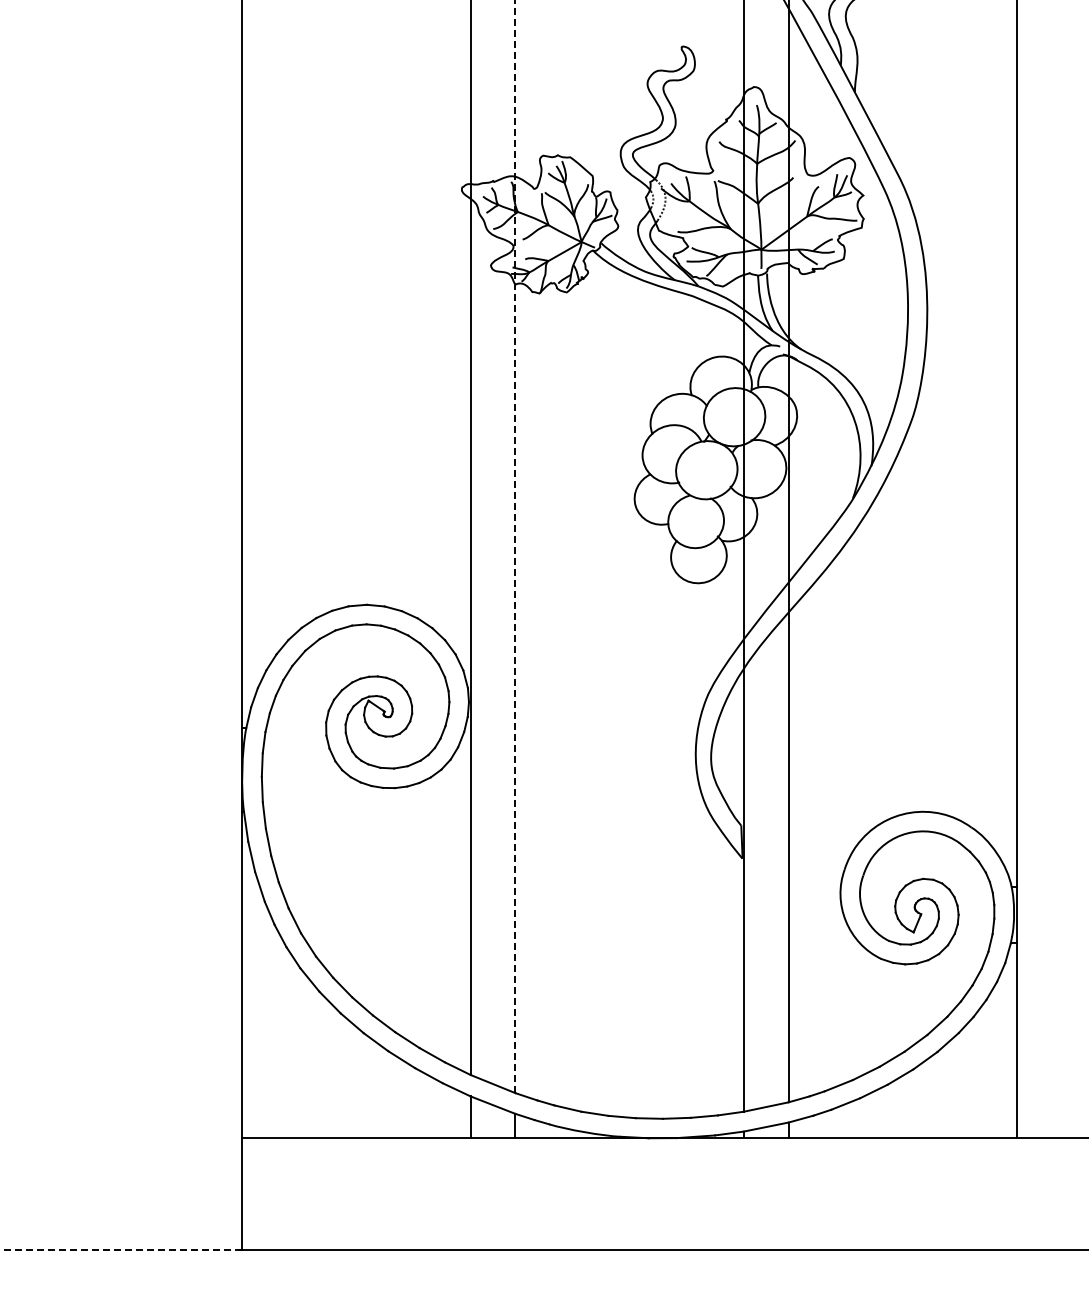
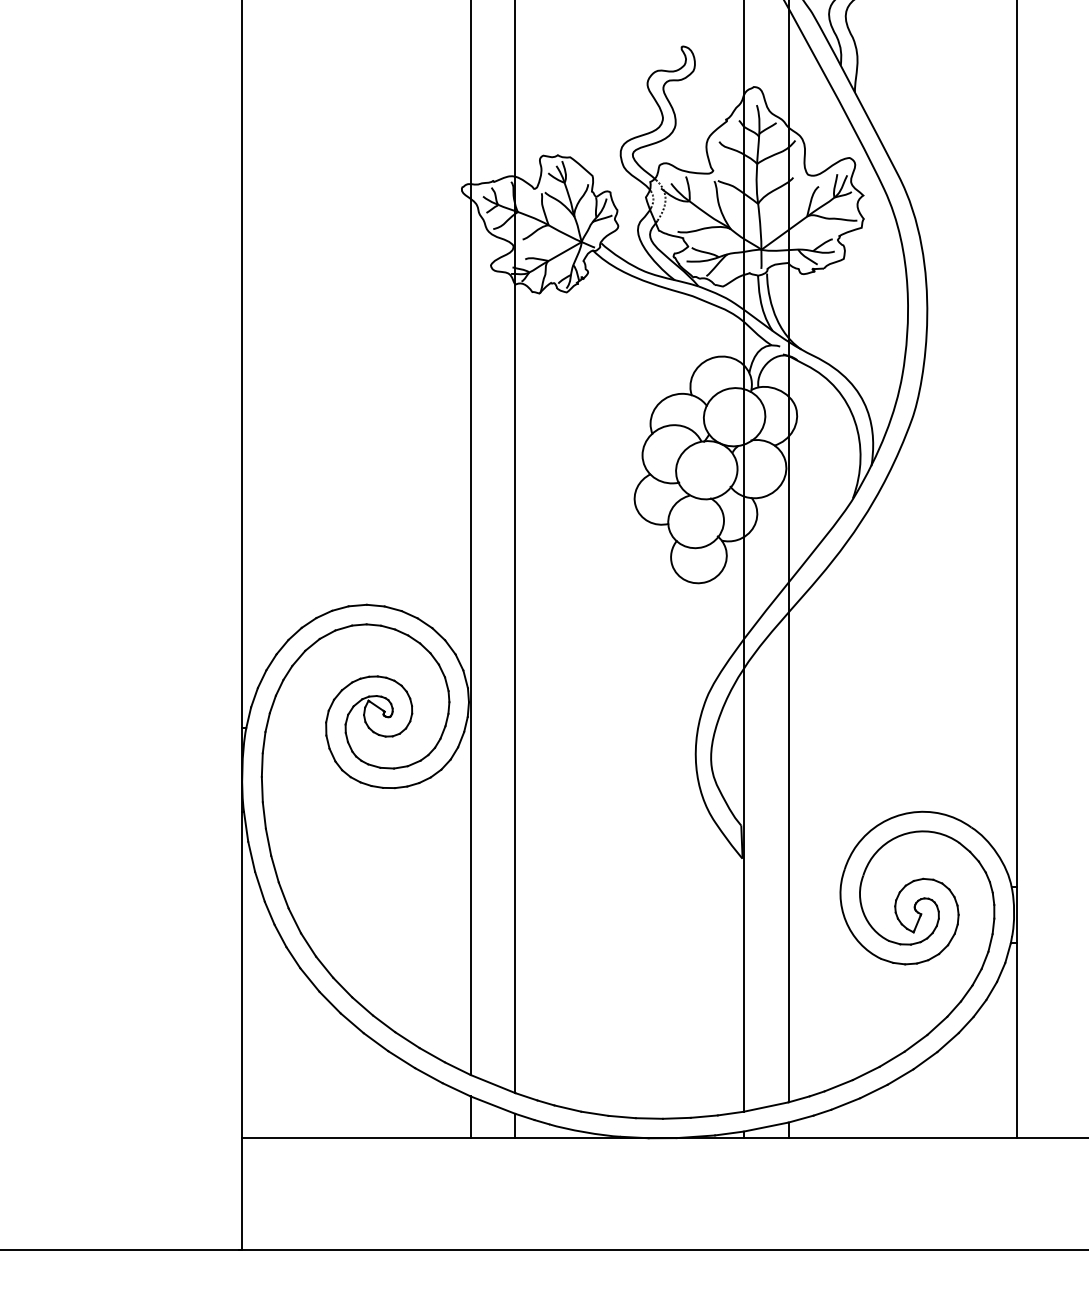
line: dashed -> solid (515, 546)
line: dashed -> solid (120, 1250)
